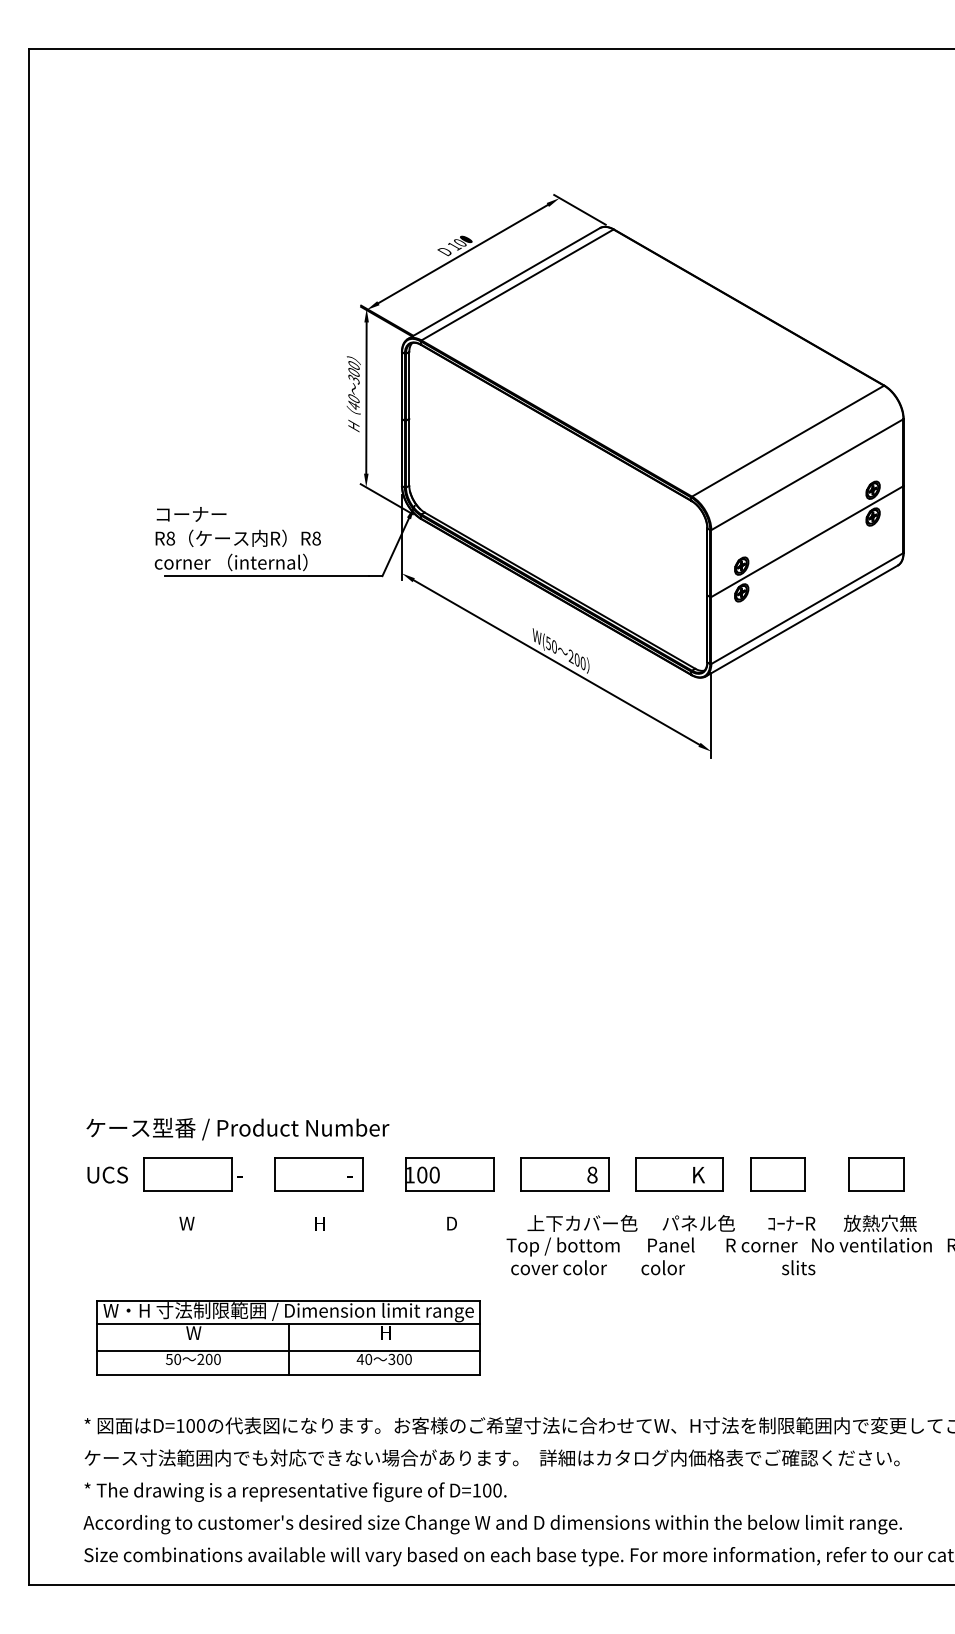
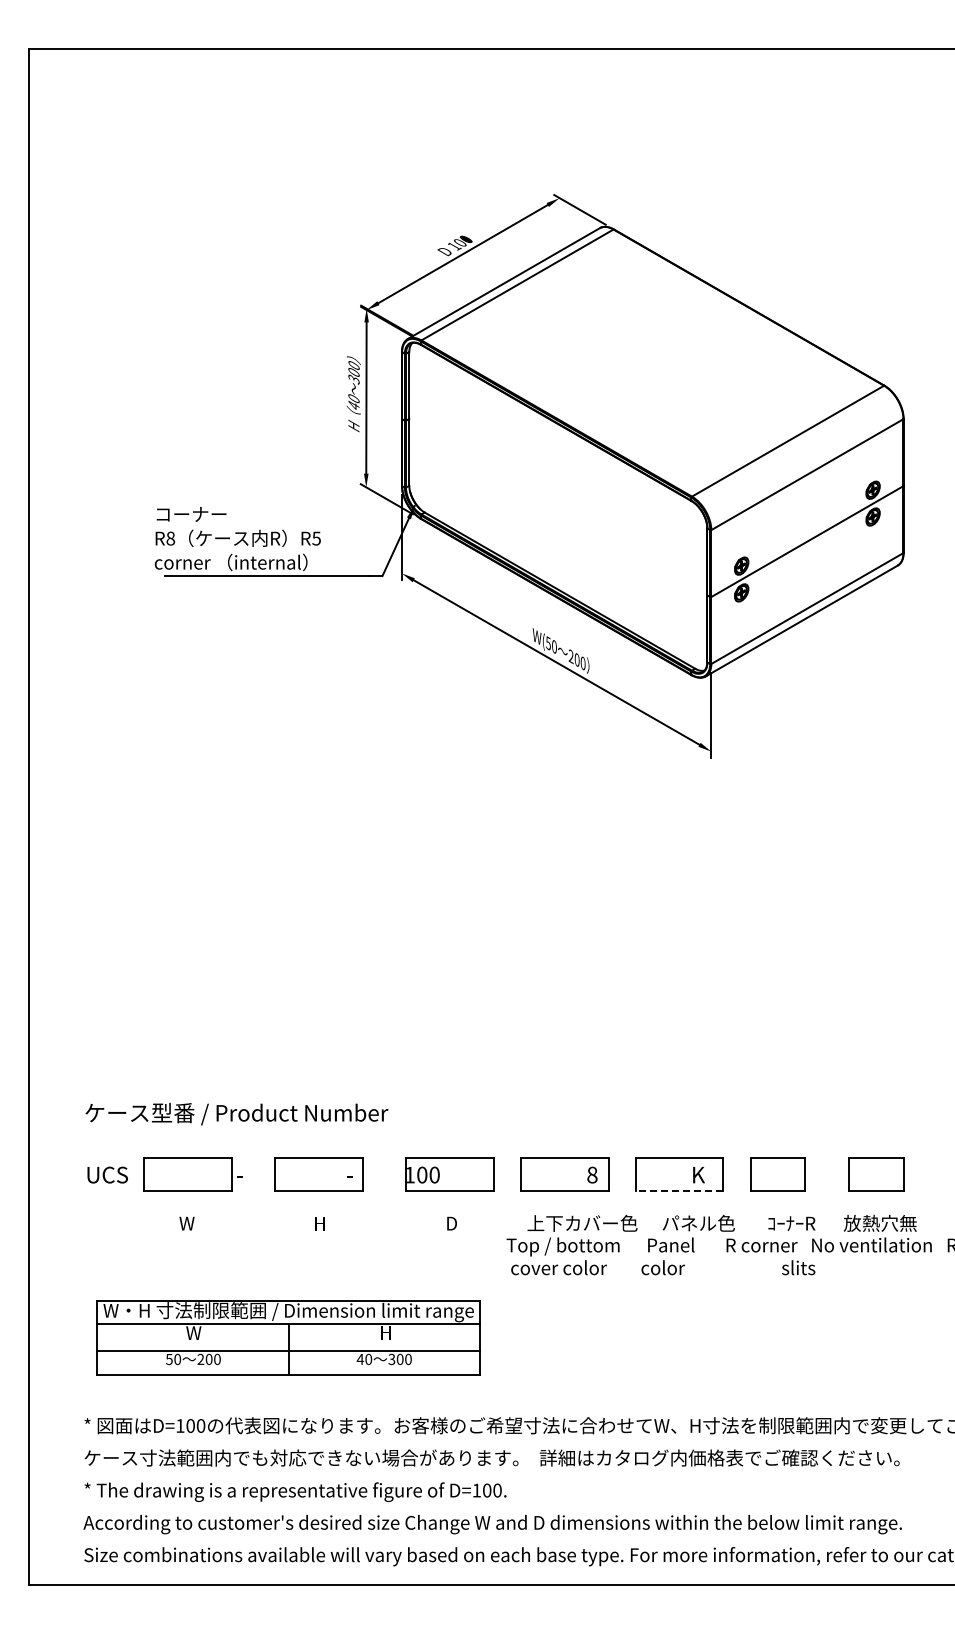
text: R8 -> R5 (316, 538)
text position: (237, 1128) -> (236, 1113) (236, 1113)
line: solid -> dashed (679, 1190)
